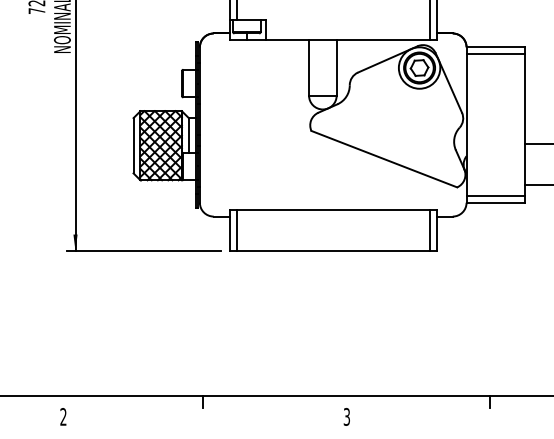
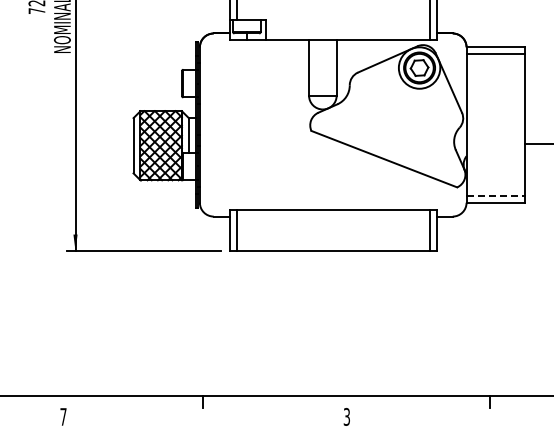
line: present -> none (537, 185)
line: solid -> dashed (496, 195)
text: 2 -> 7 (63, 416)
